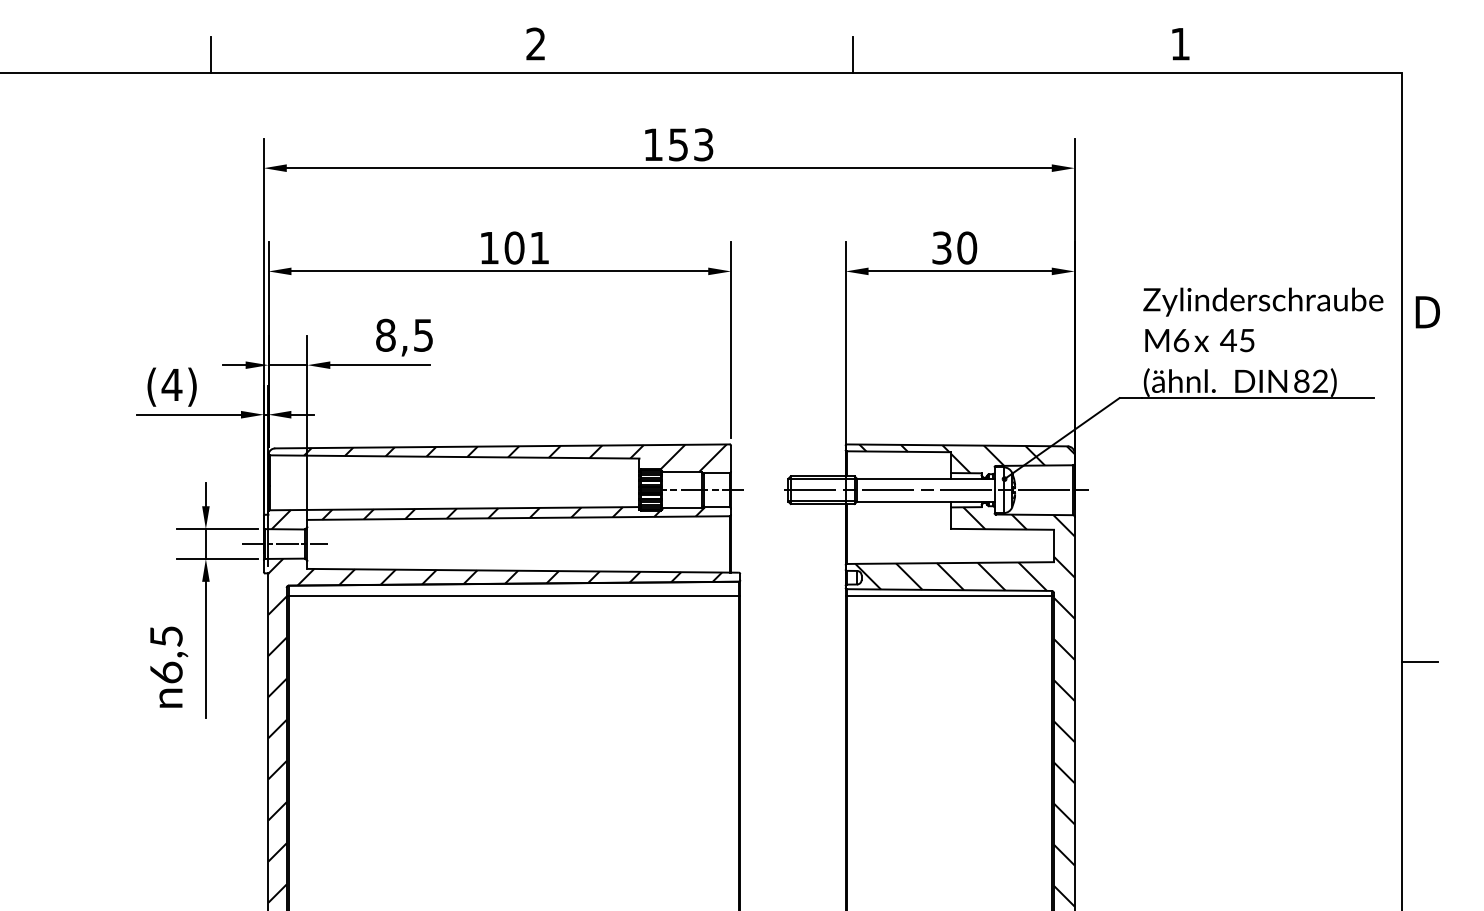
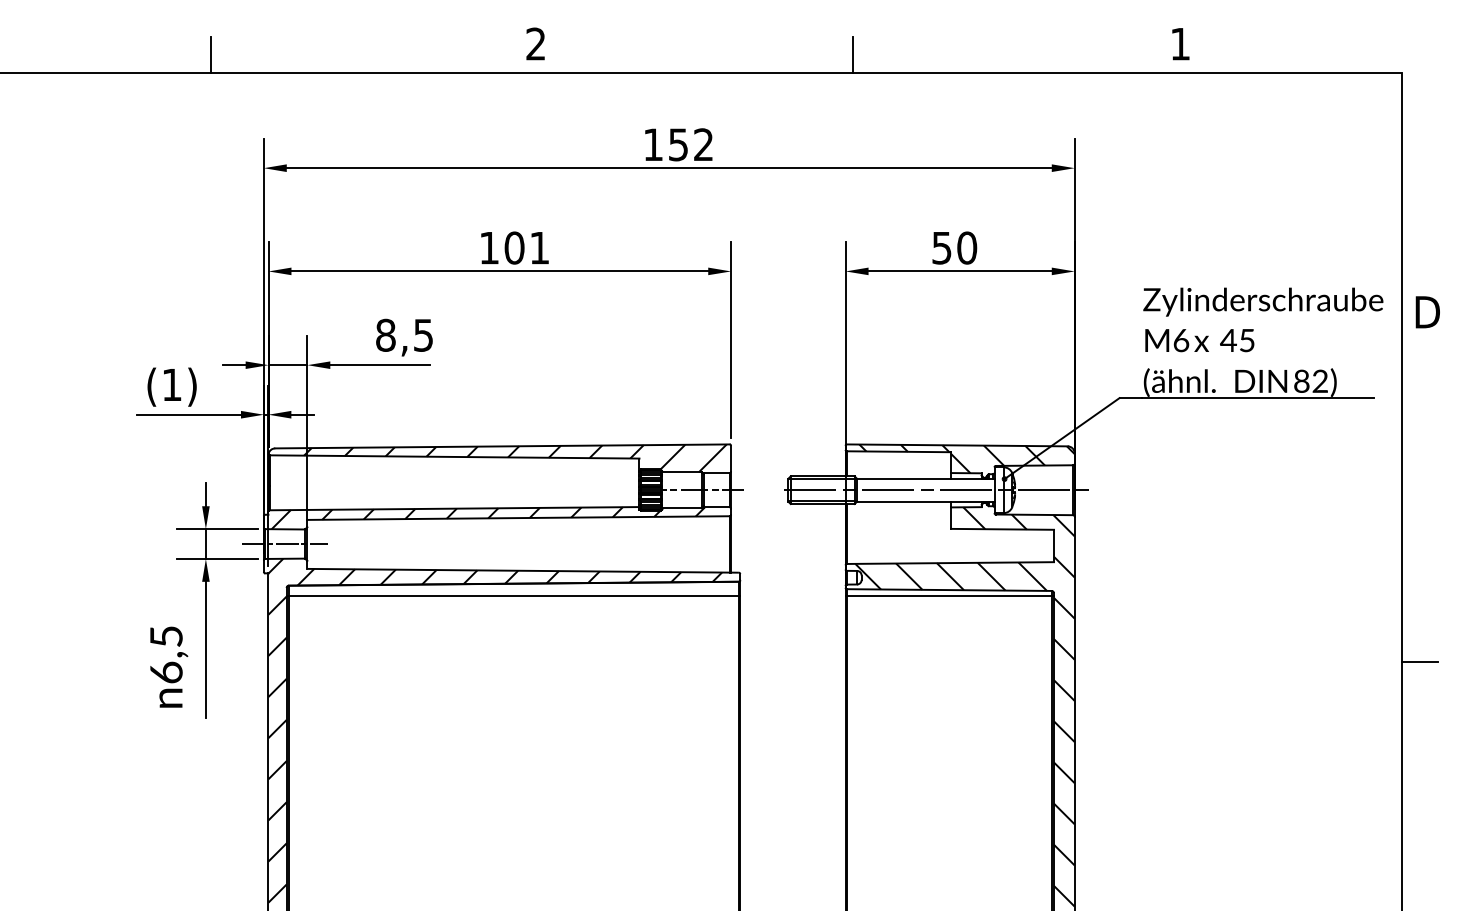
text: 153 -> 152 (703, 144)
text: 30 -> 50 (942, 247)
text: (4) -> (1) (171, 384)
